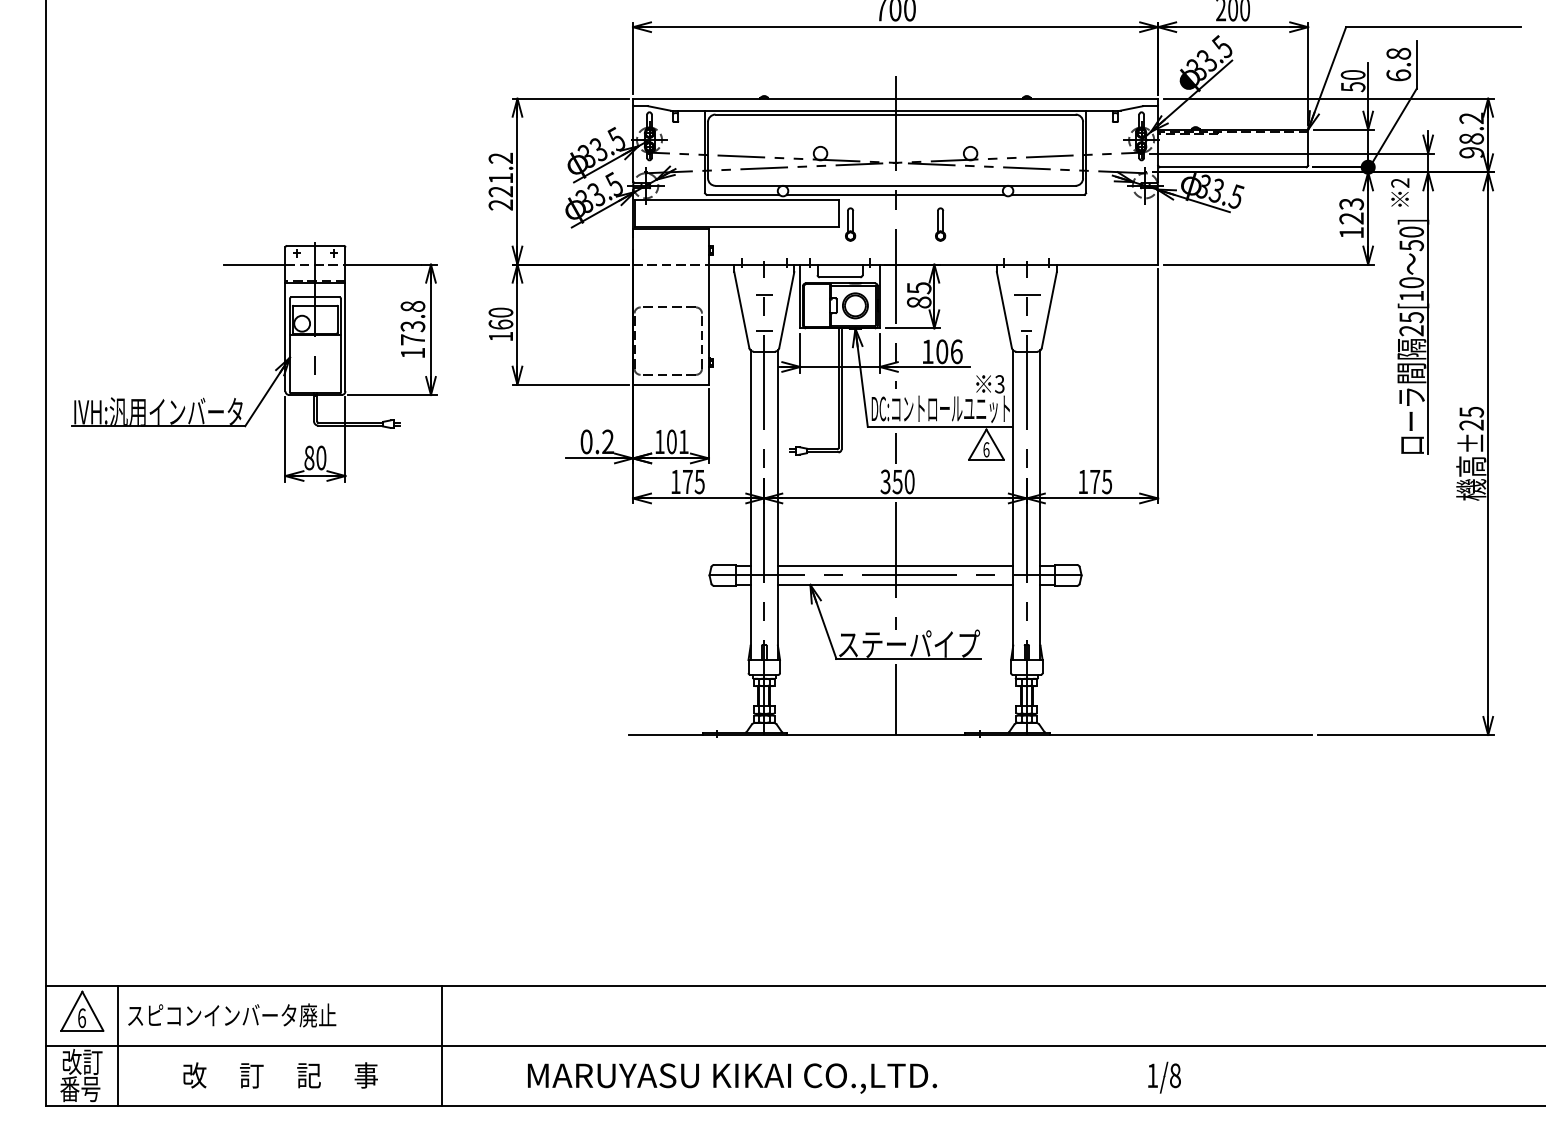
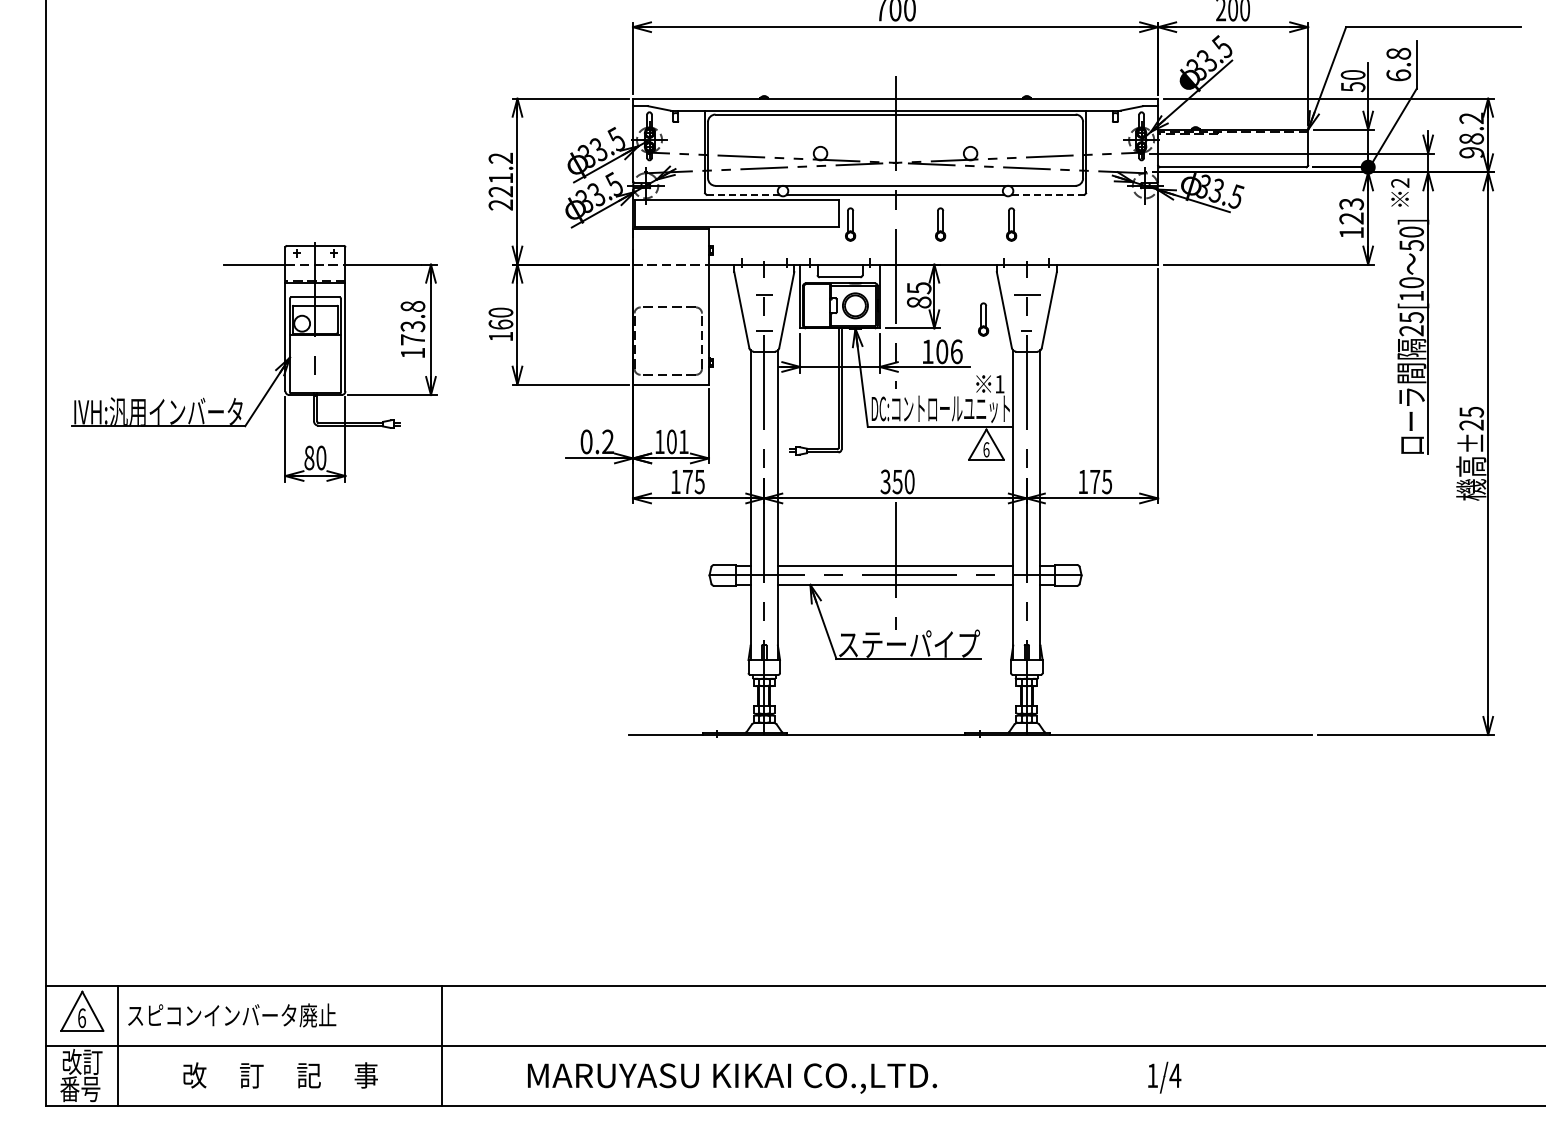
line: solid -> dashed (743, 194)
line: solid -> dashed (1048, 194)
part: none -> present (1011, 224)
part: none -> present (983, 319)
text: 3 -> 1 (999, 384)
line: present -> none (895, 448)
line: present -> none (895, 699)
text: 1/8 -> 1/4 (1175, 1075)
